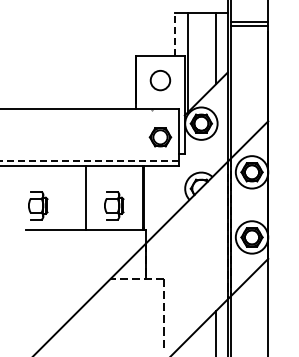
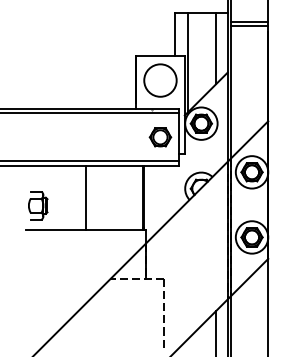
line: dashed -> solid (175, 34)
circle diameter: 19 px -> 32 px (160, 80)
line: none -> present (90, 113)
line: dashed -> solid (89, 161)
part: present -> none (114, 205)
